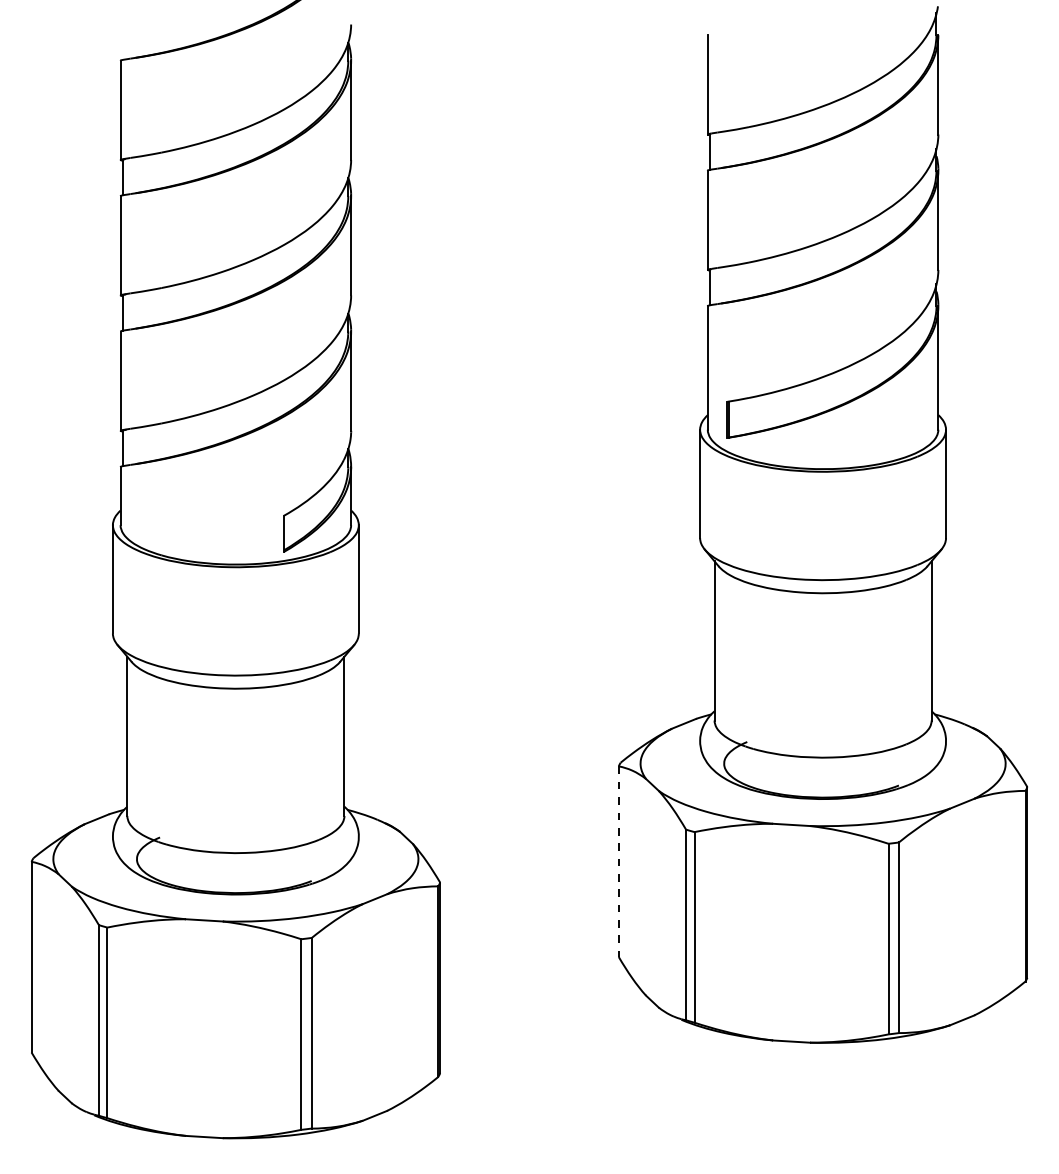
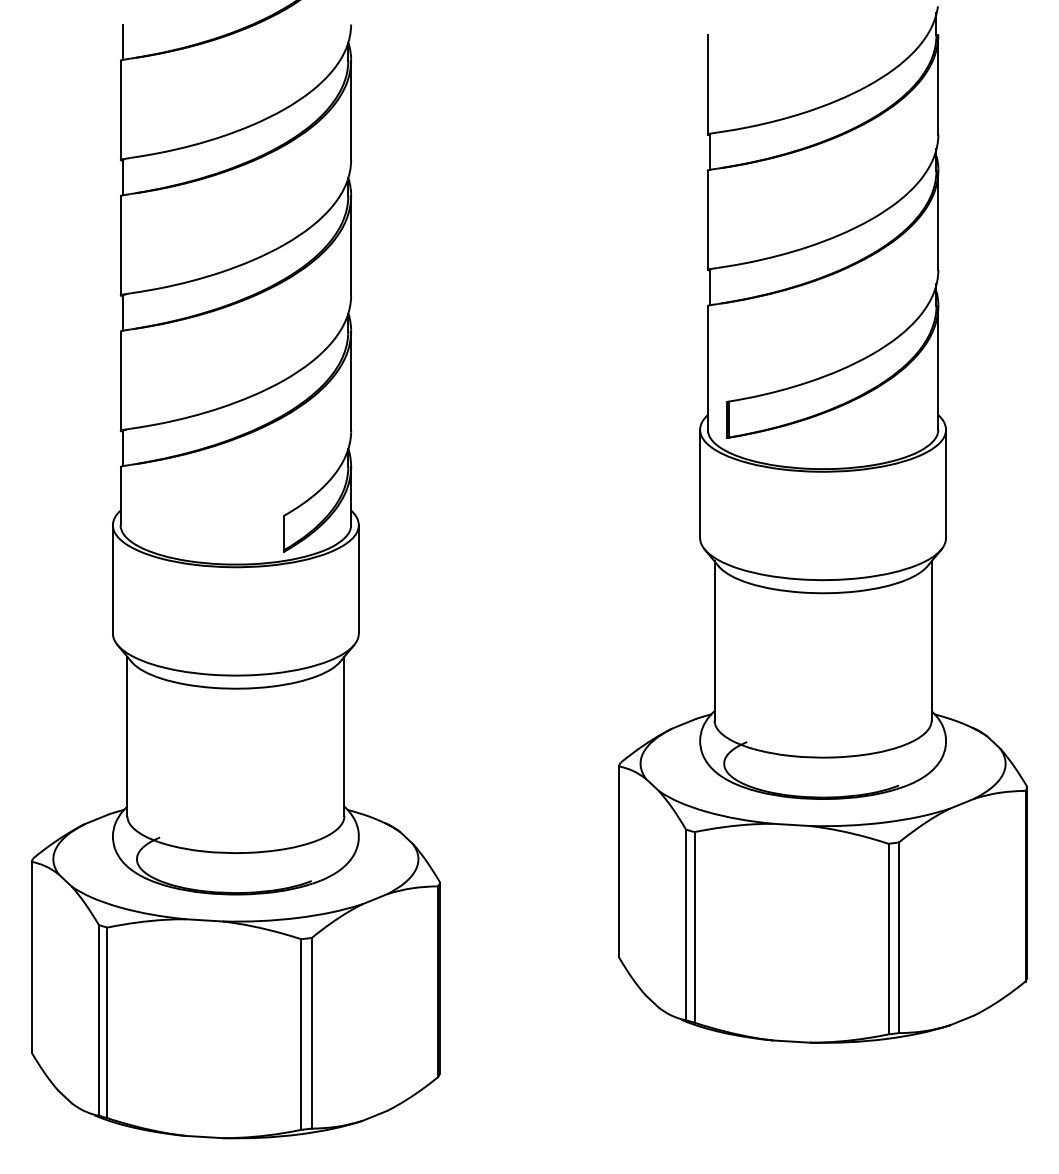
line: none -> present (123, 41)
line: dashed -> solid (618, 862)
